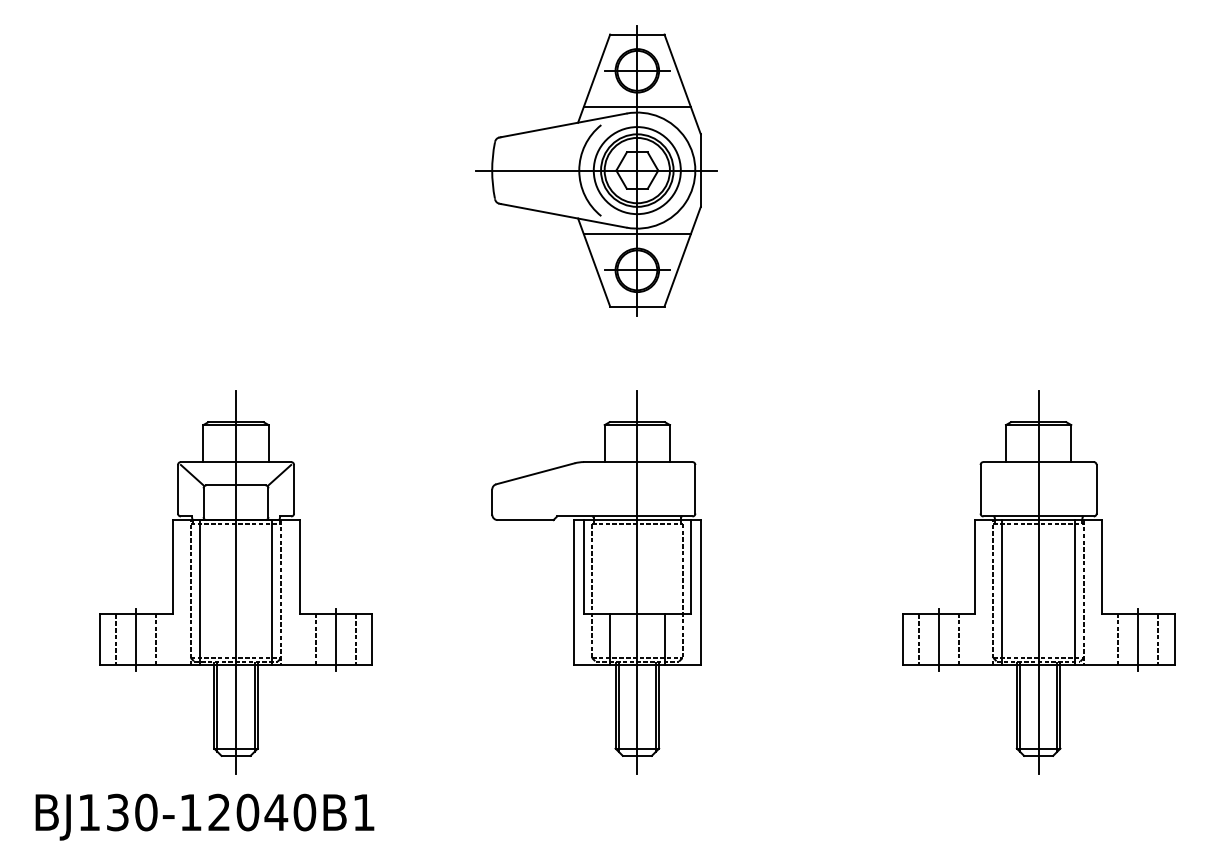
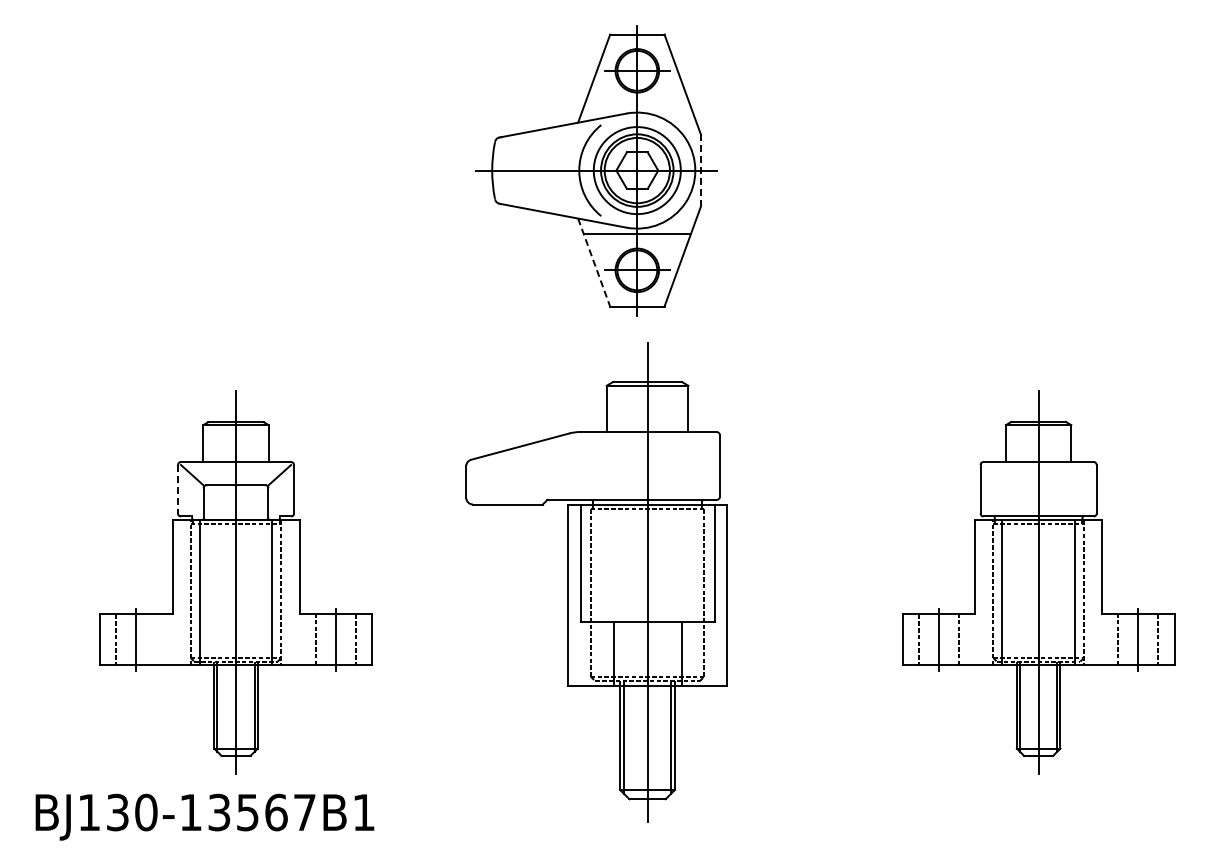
line: present -> none (636, 107)
line: solid -> dashed (700, 170)
line: solid -> dashed (594, 262)
line: solid -> dashed (178, 489)
part size: 211x385 px -> 263x481 px (596, 582)
line: present -> none (156, 639)
text: BJ130-12040B1 -> BJ130-13567B1 (262, 812)
